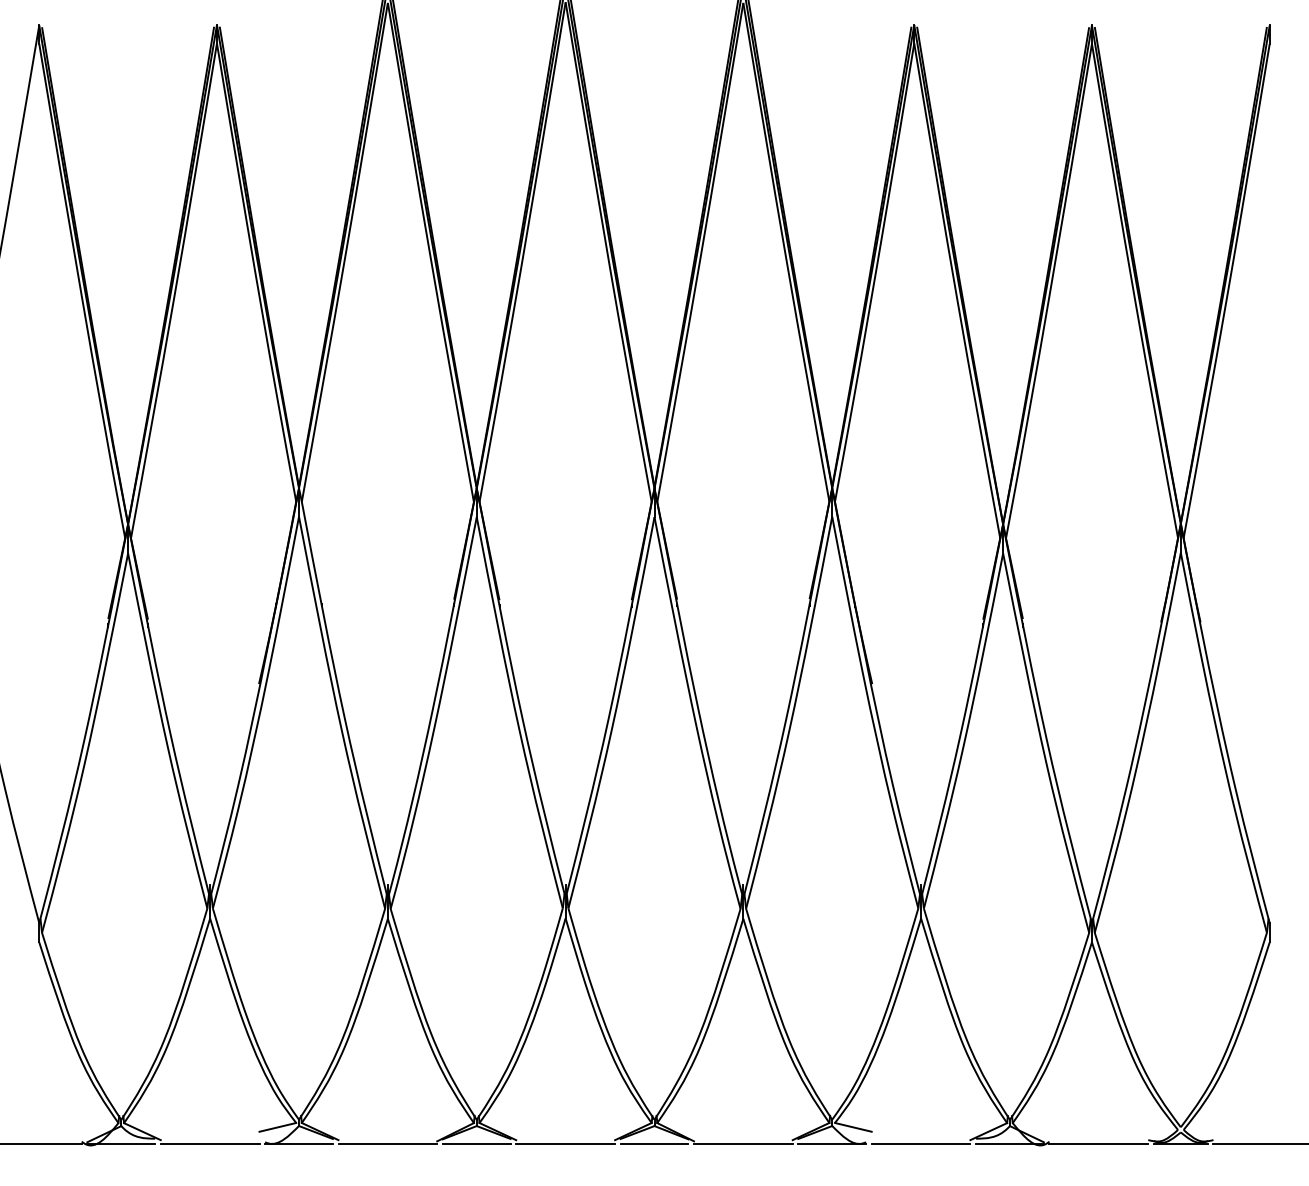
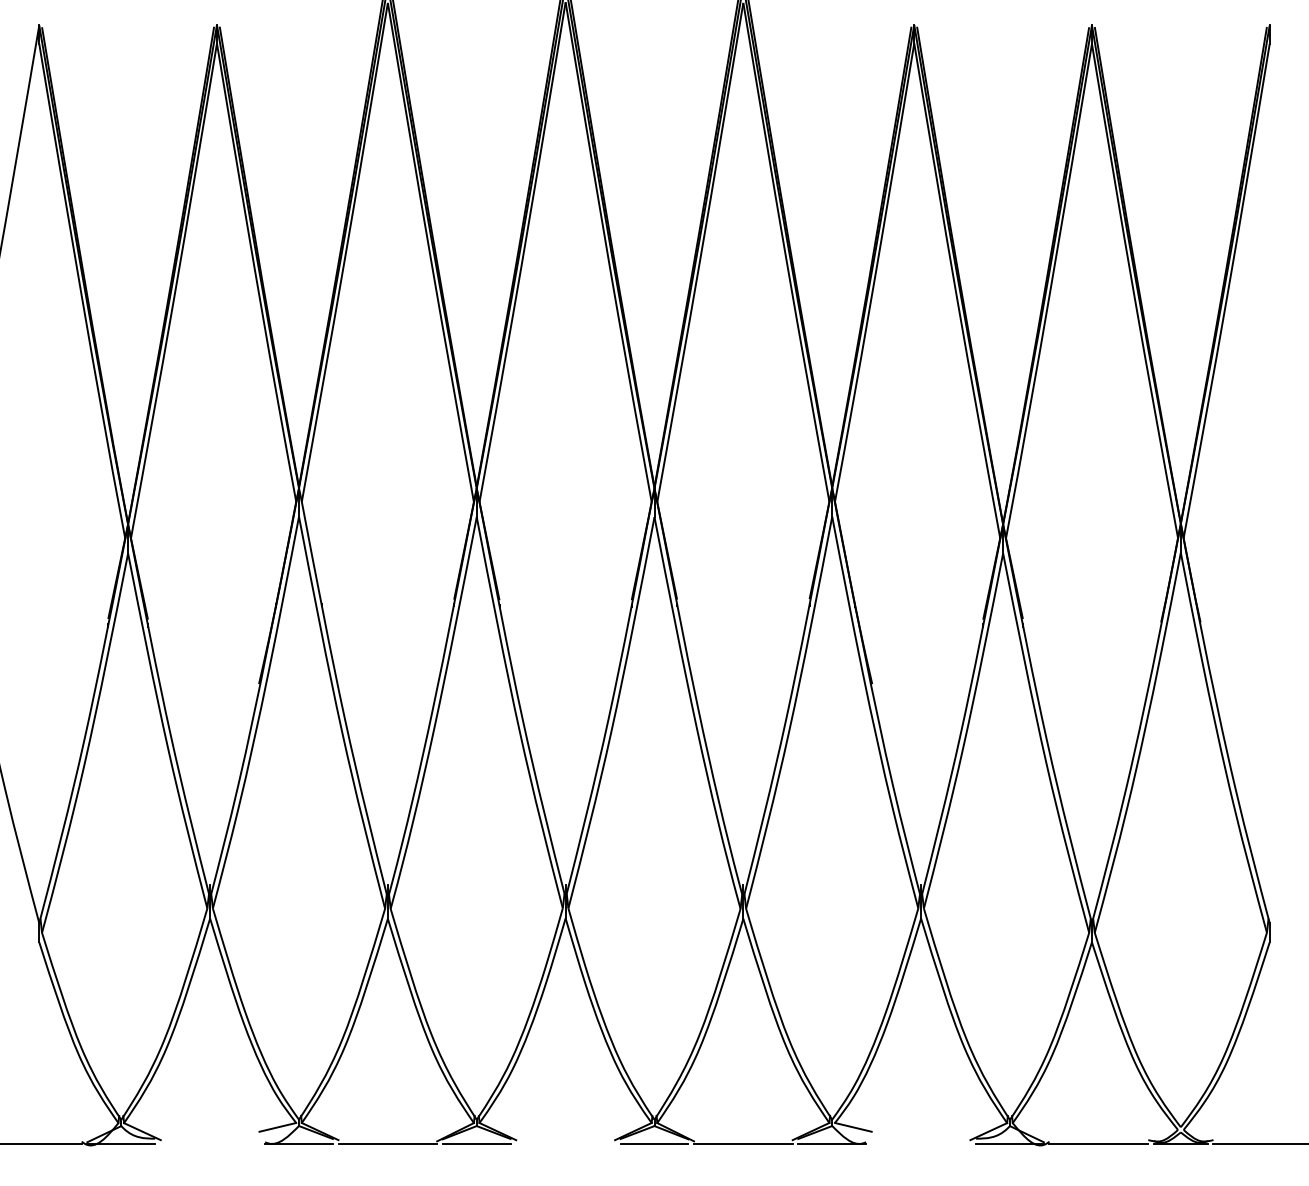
line: present -> none (209, 1143)
line: present -> none (565, 1143)
line: present -> none (920, 1143)
